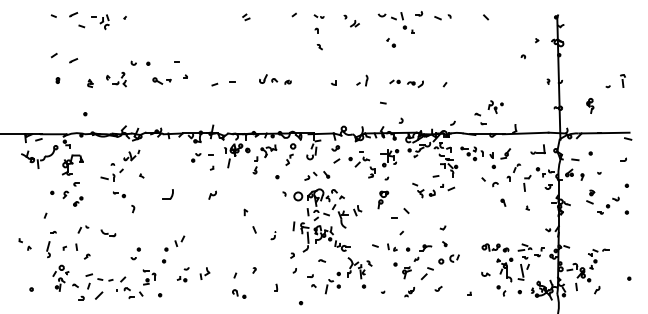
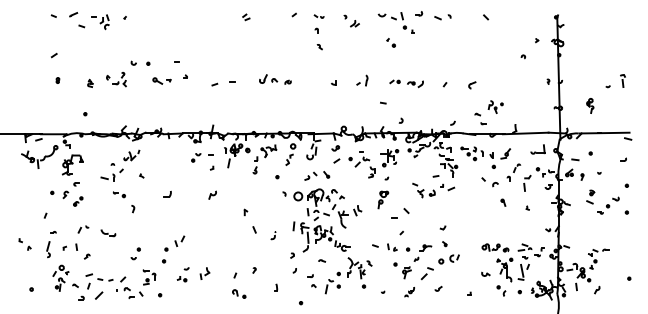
part: present -> none (73, 60)
part: none -> present (472, 85)
part size: 12x11 px -> 9x8 px (167, 193)
